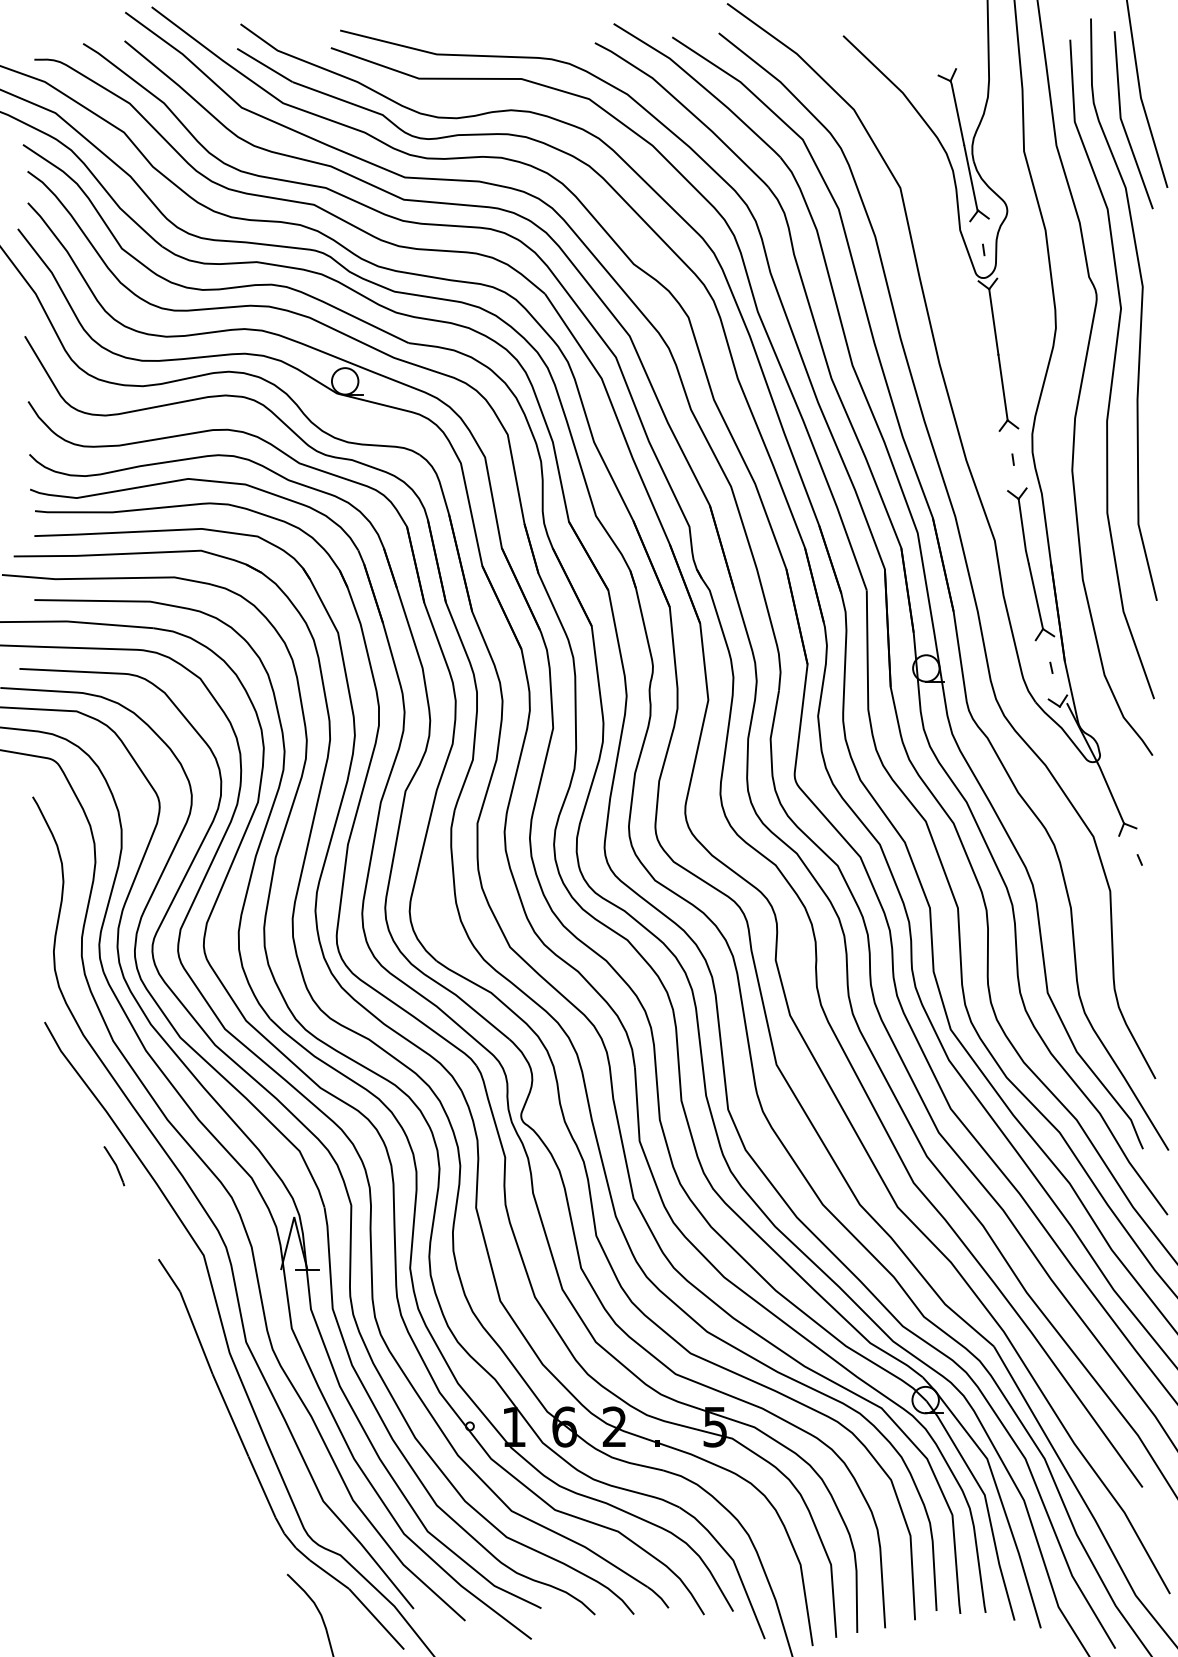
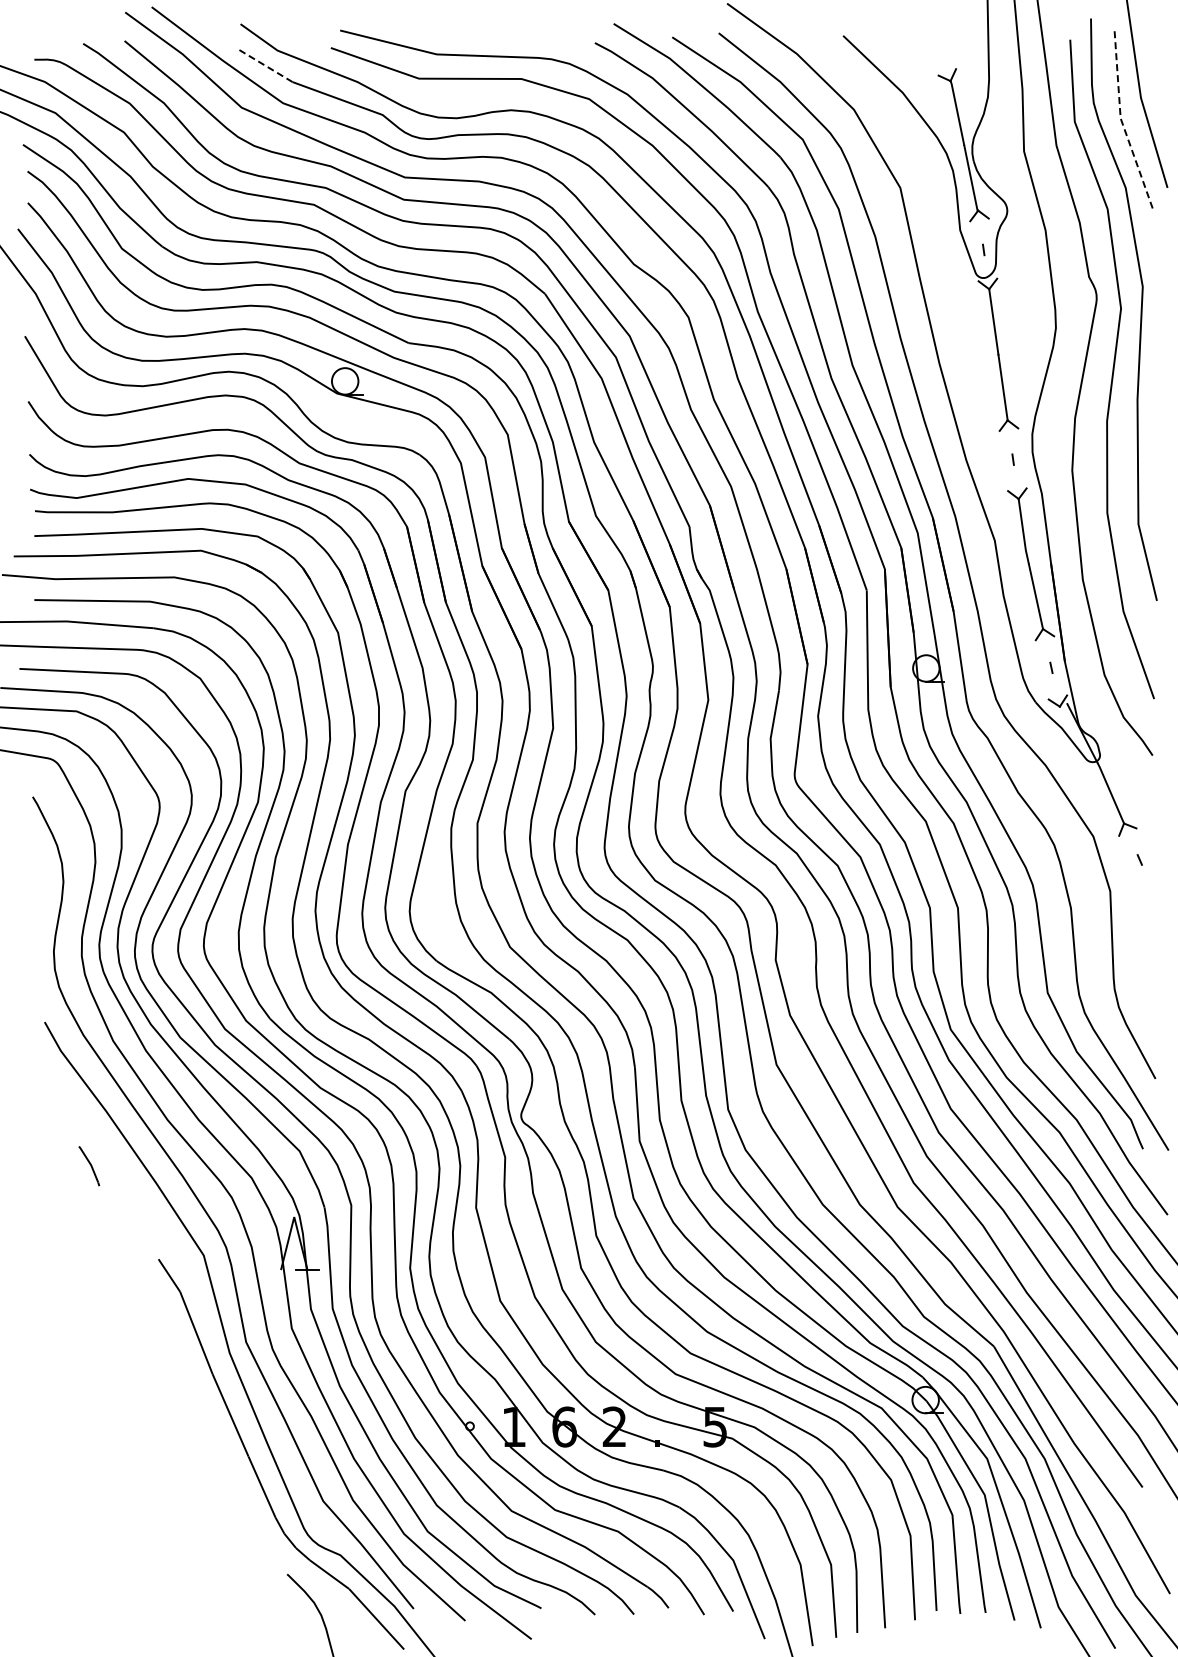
line: solid -> dashed (264, 65)
line: solid -> dashed (1121, 122)
part position: (114, 1166) -> (89, 1166) (89, 1166)
